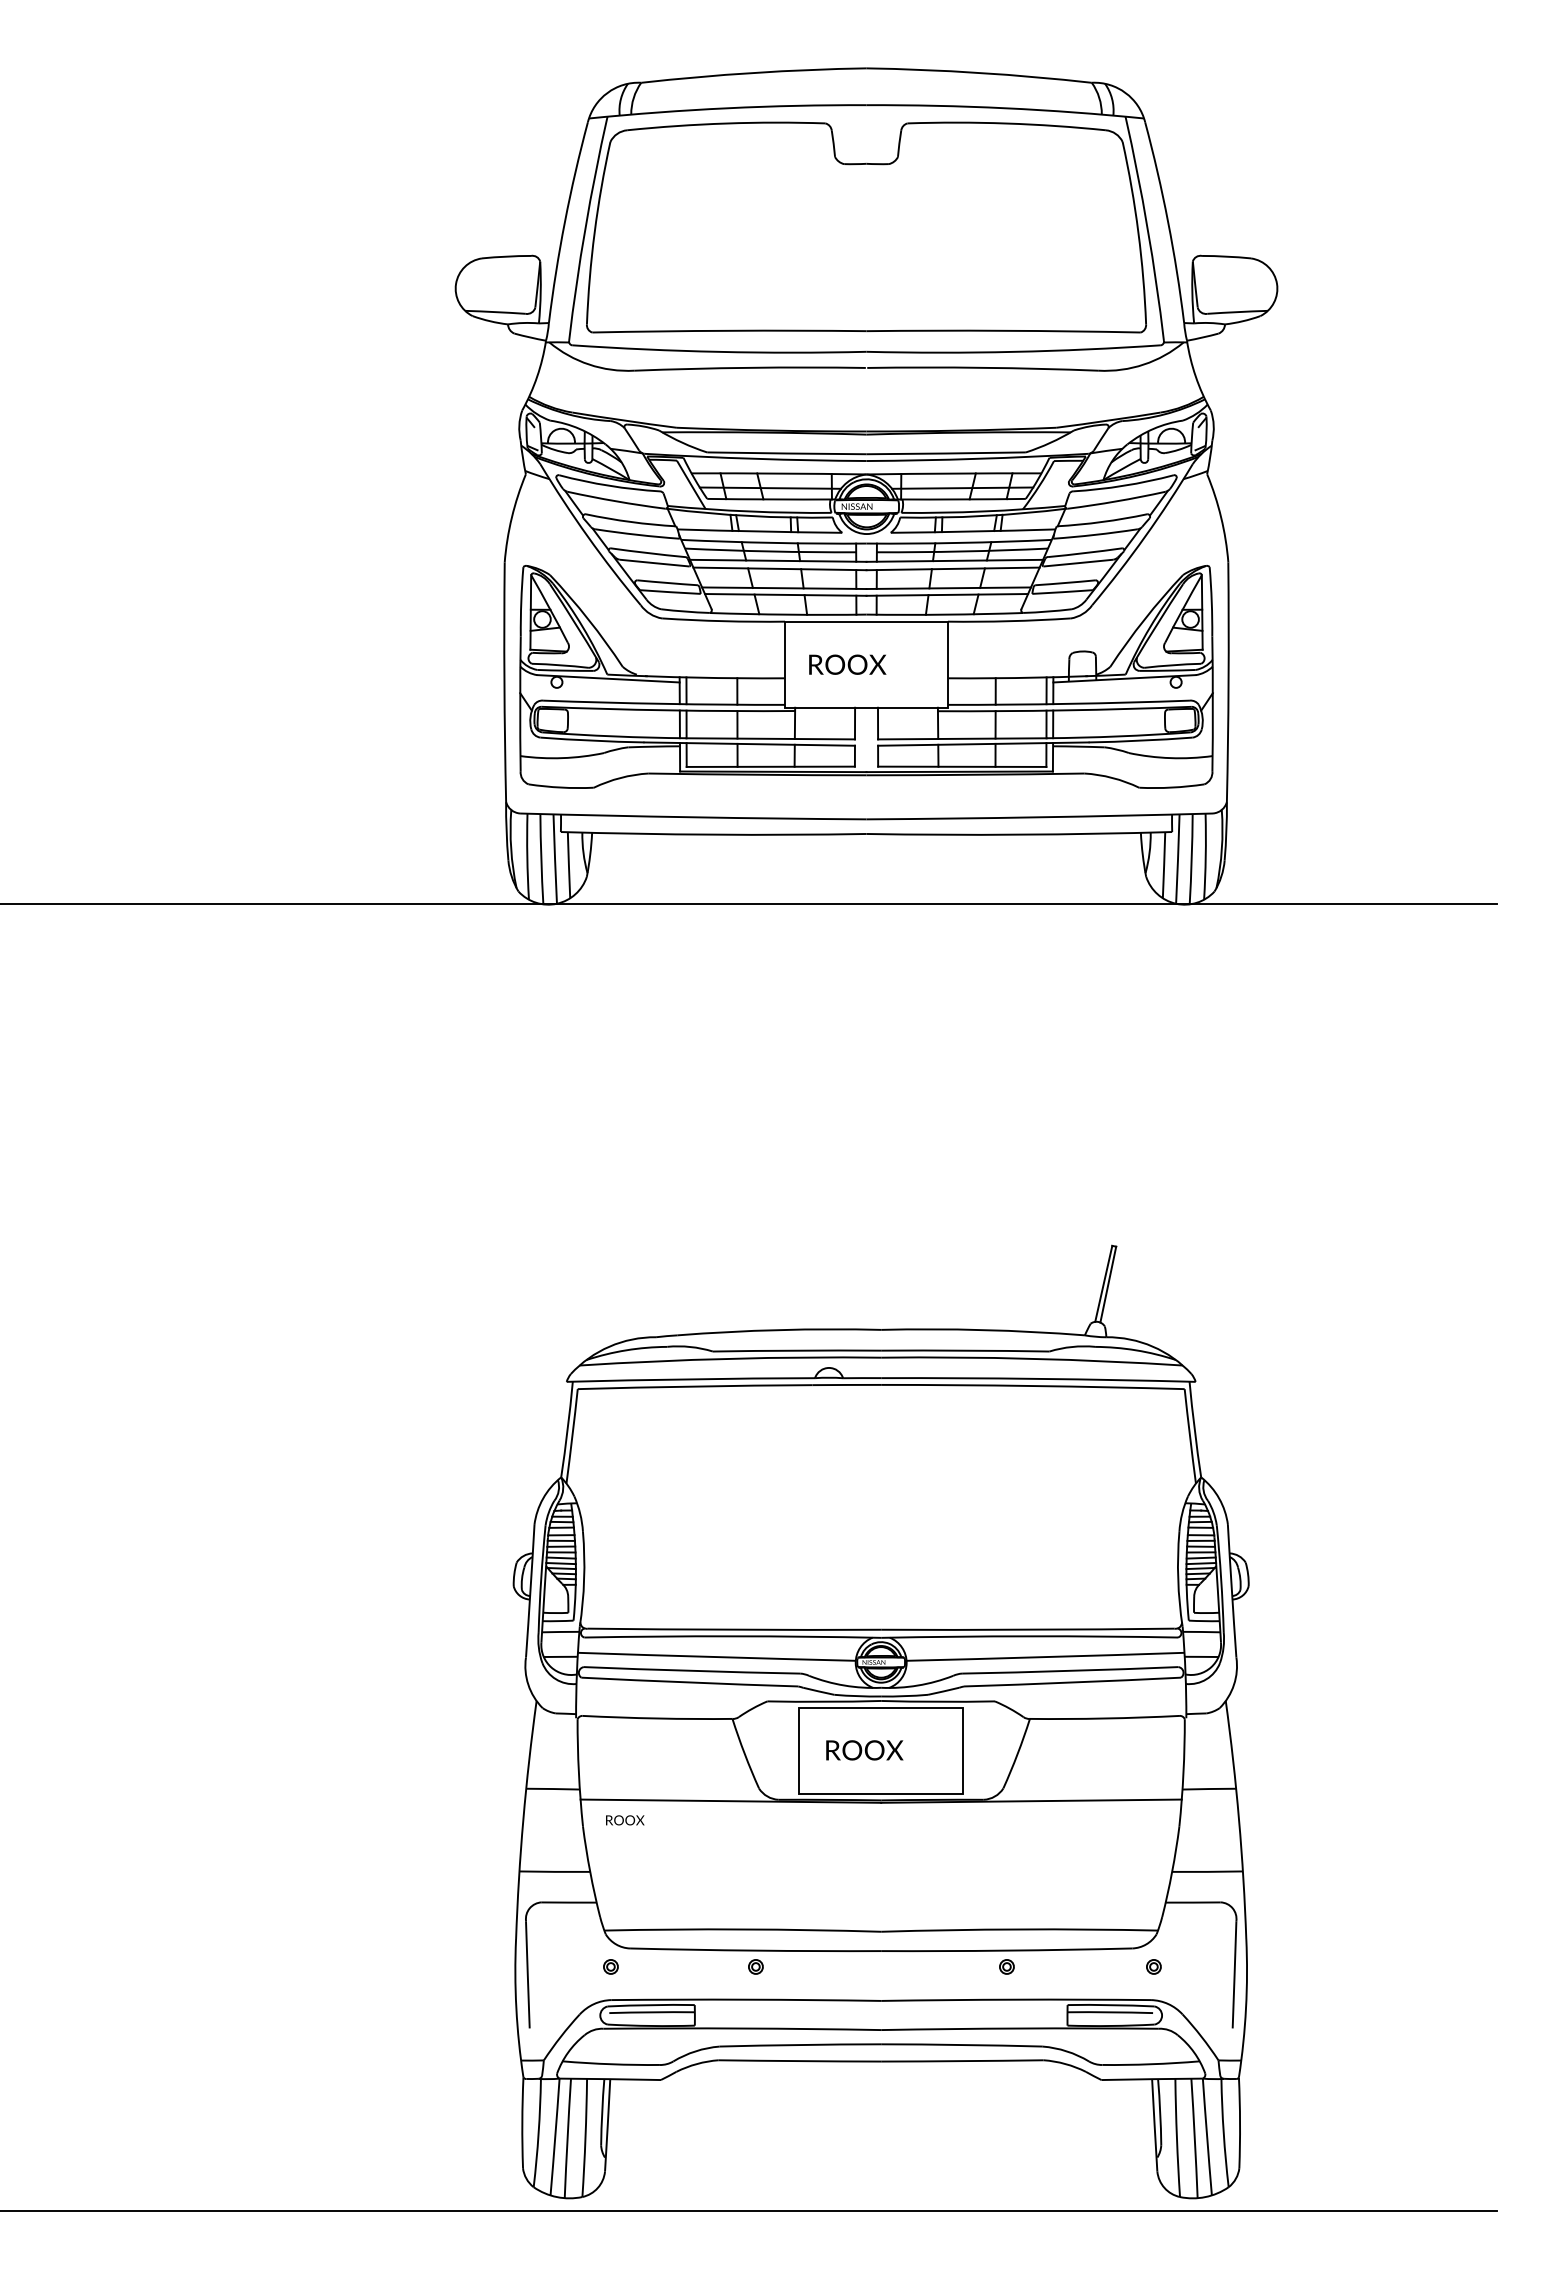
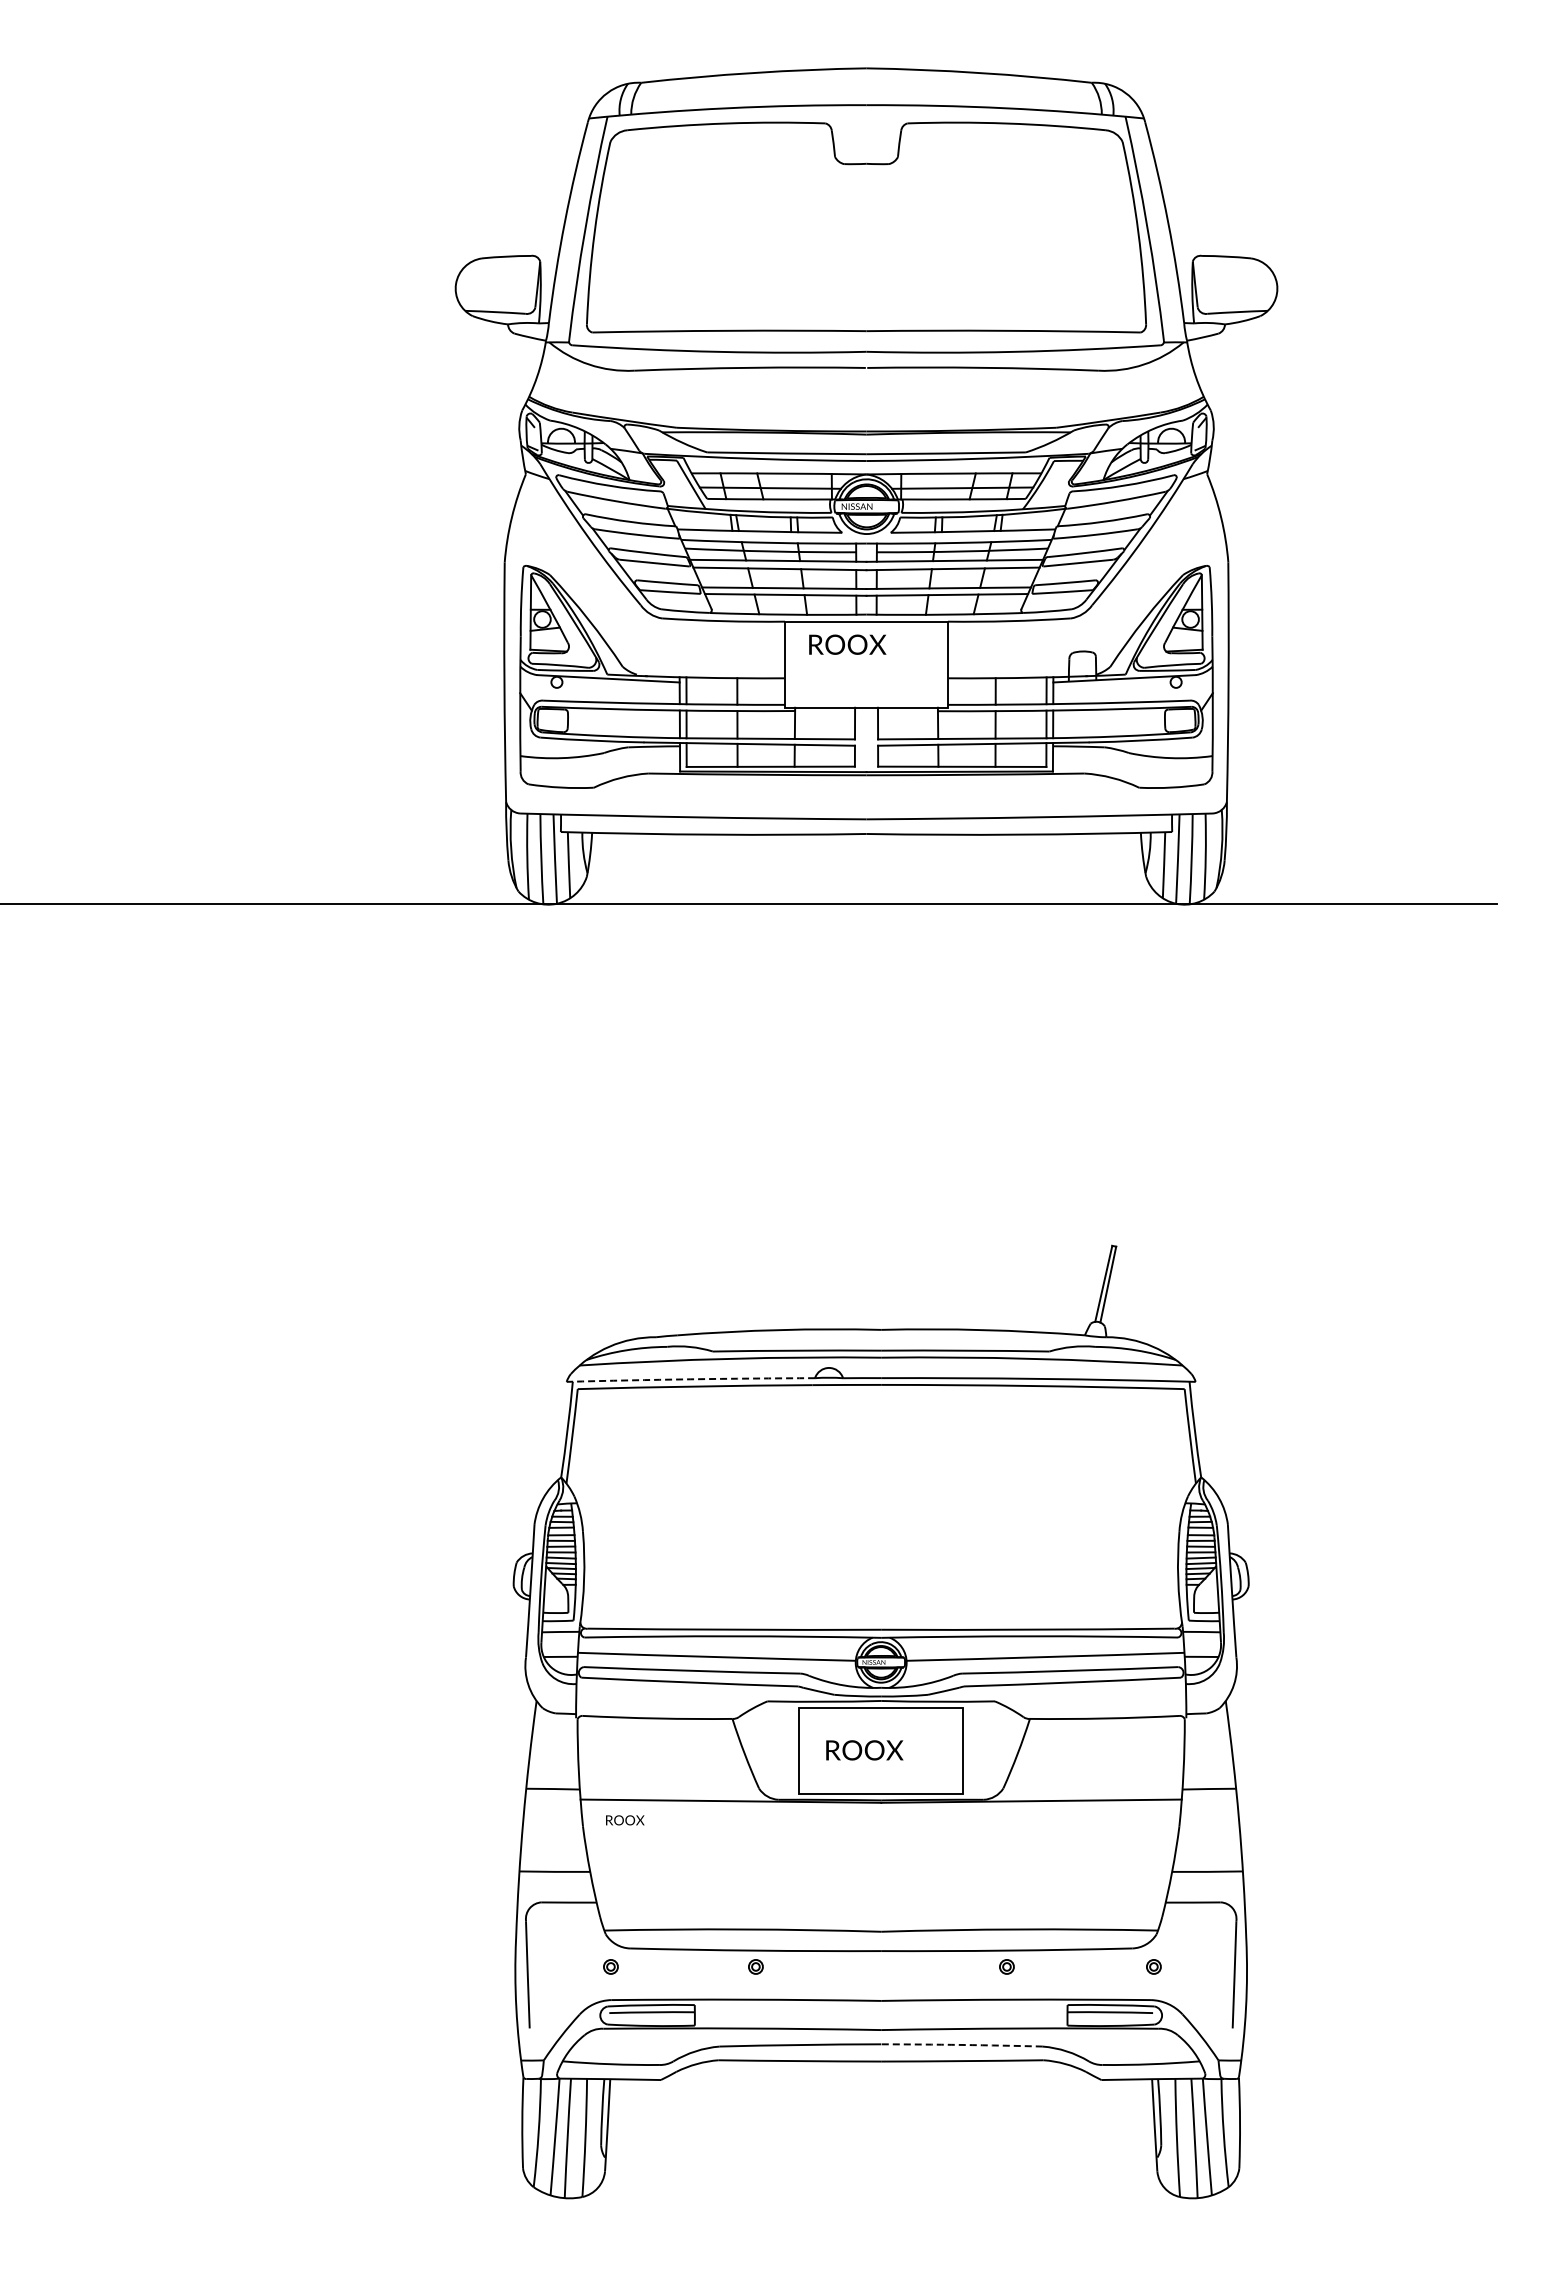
text position: (847, 664) -> (847, 644) (847, 644)
arc: solid -> dashed (690, 1379)
arc: solid -> dashed (961, 2044)
line: present -> none (749, 2210)
